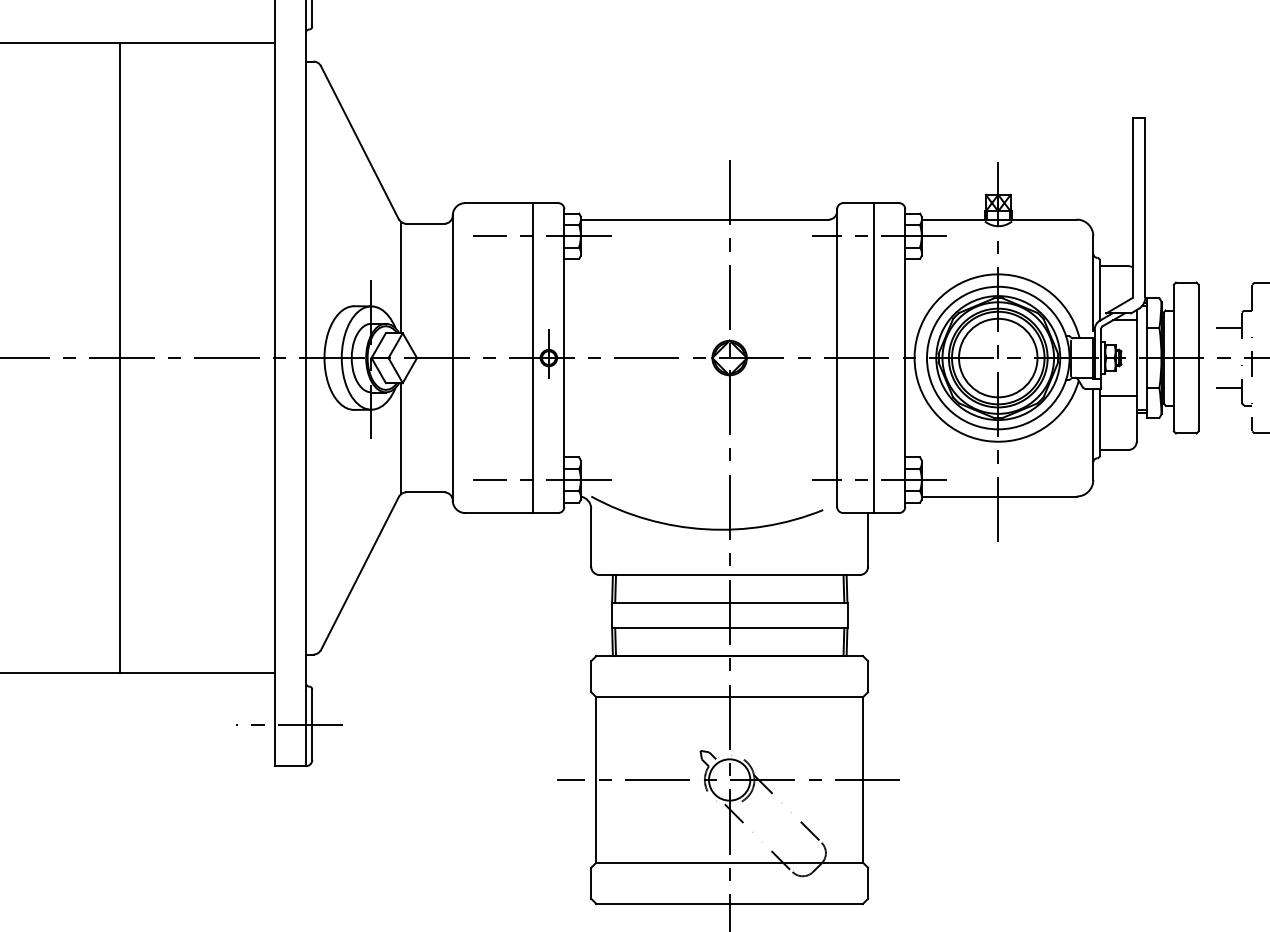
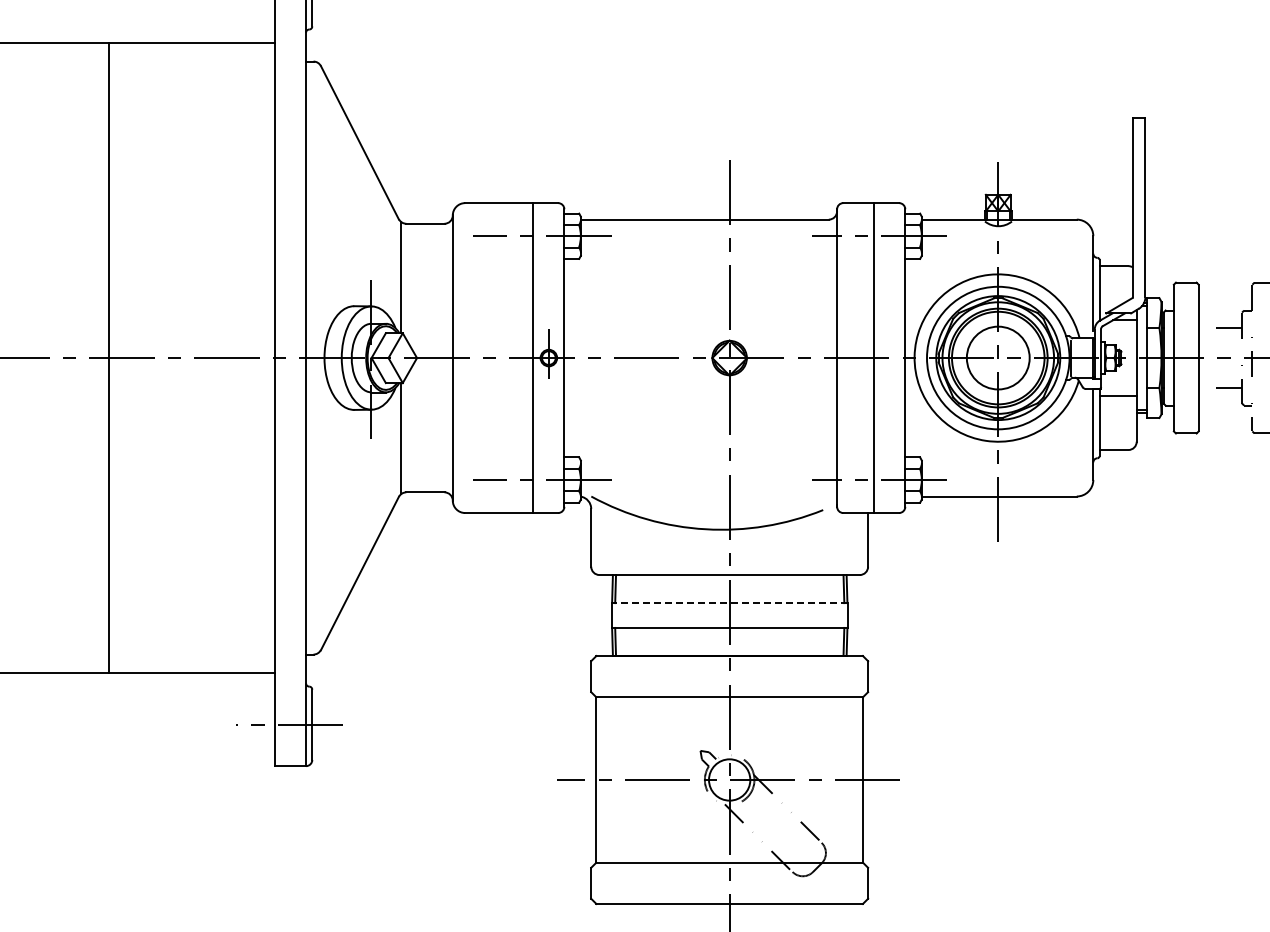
line position: (120, 357) -> (109, 357) (109, 357)
circle diameter: 79 px -> 63 px (997, 357)
line: solid -> dashed (729, 603)
